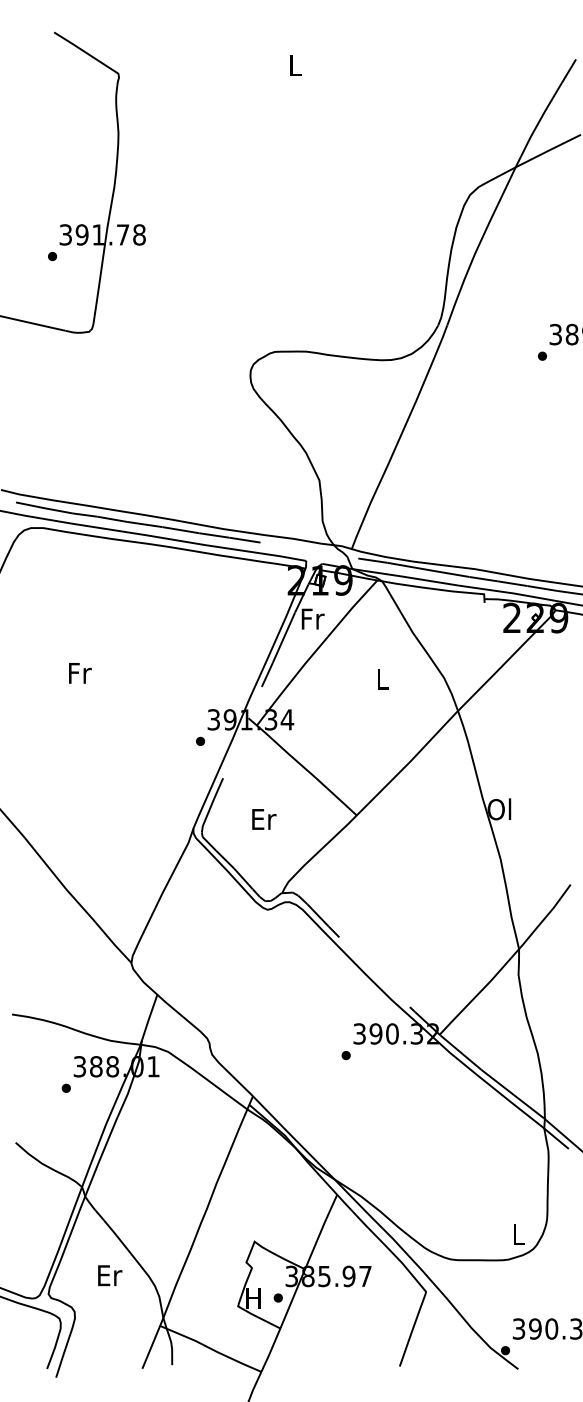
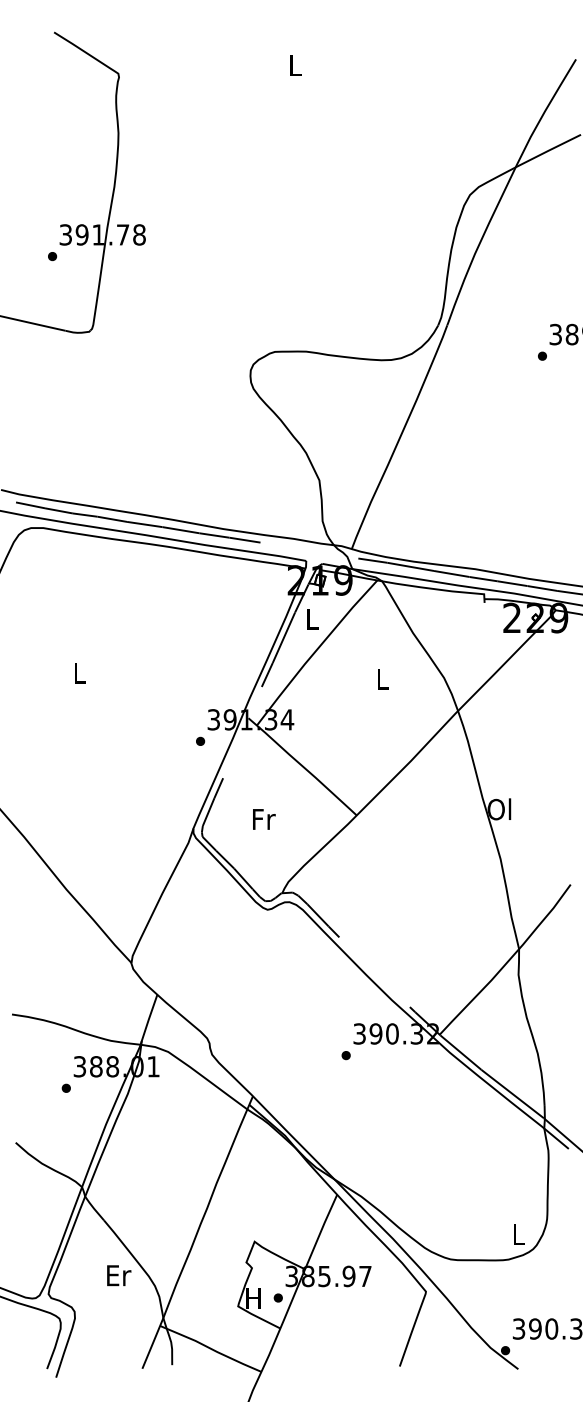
text: Fr -> L (312, 618)
text: Fr -> L (80, 673)
text: Er -> Fr (264, 819)
text position: (110, 1275) -> (119, 1275) (119, 1275)
